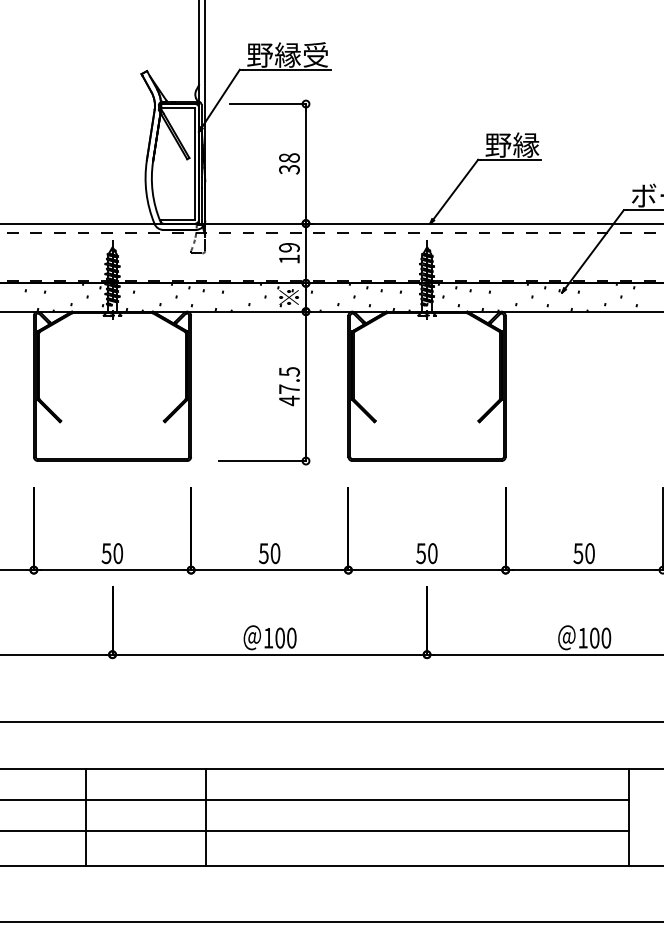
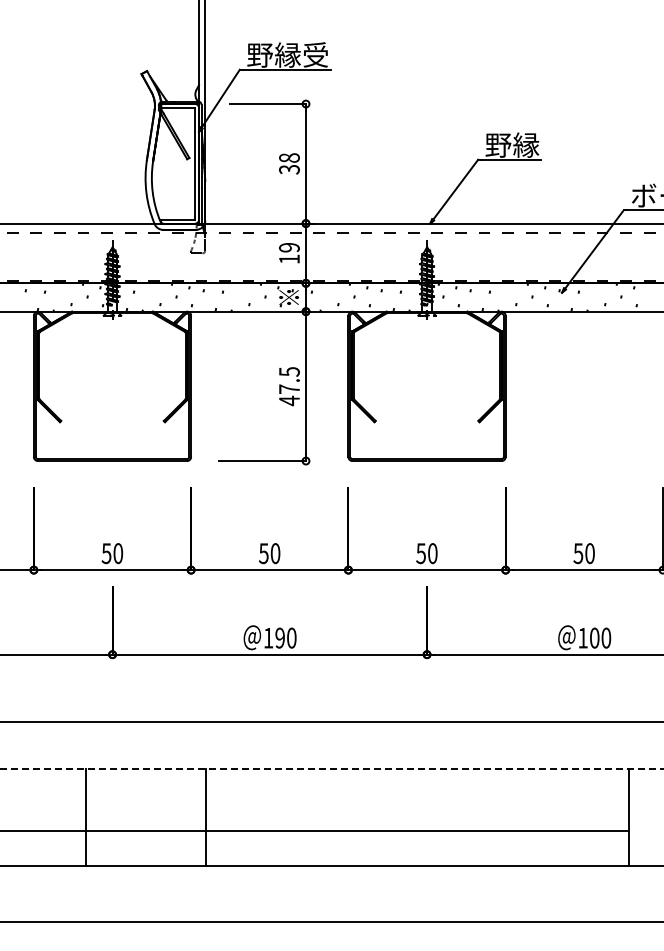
text: 100 -> 190 (279, 637)
line: solid -> dashed (332, 769)
line: present -> none (315, 800)
